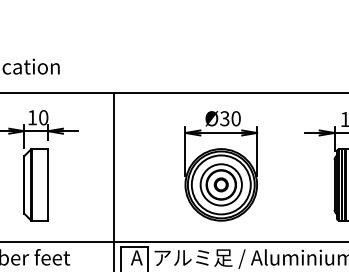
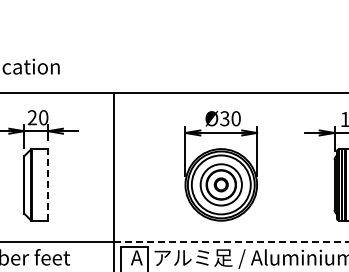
text: 10 -> 20 (32, 117)
line: solid -> dashed (48, 184)
line: solid -> dashed (231, 242)
